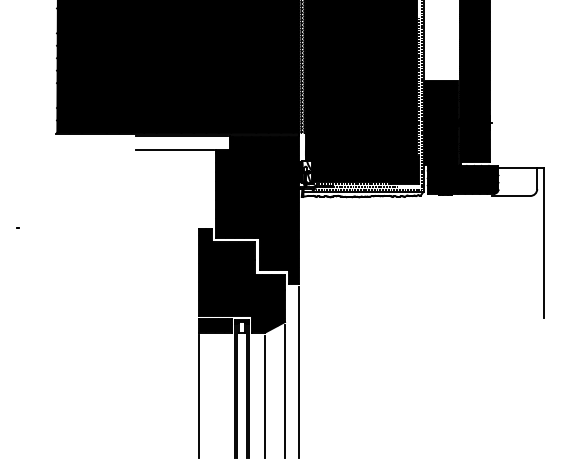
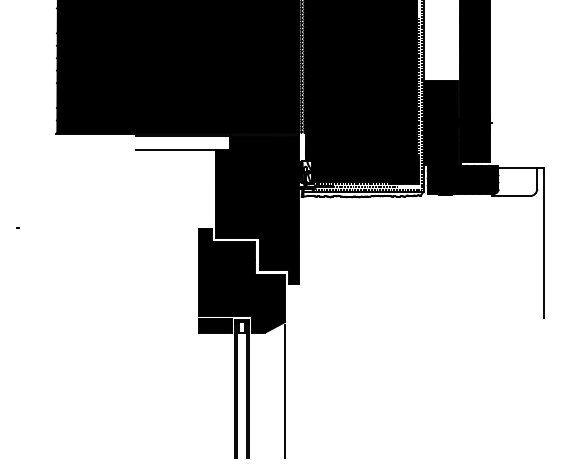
line: present -> none (298, 371)
line: present -> none (199, 396)
line: present -> none (265, 396)
